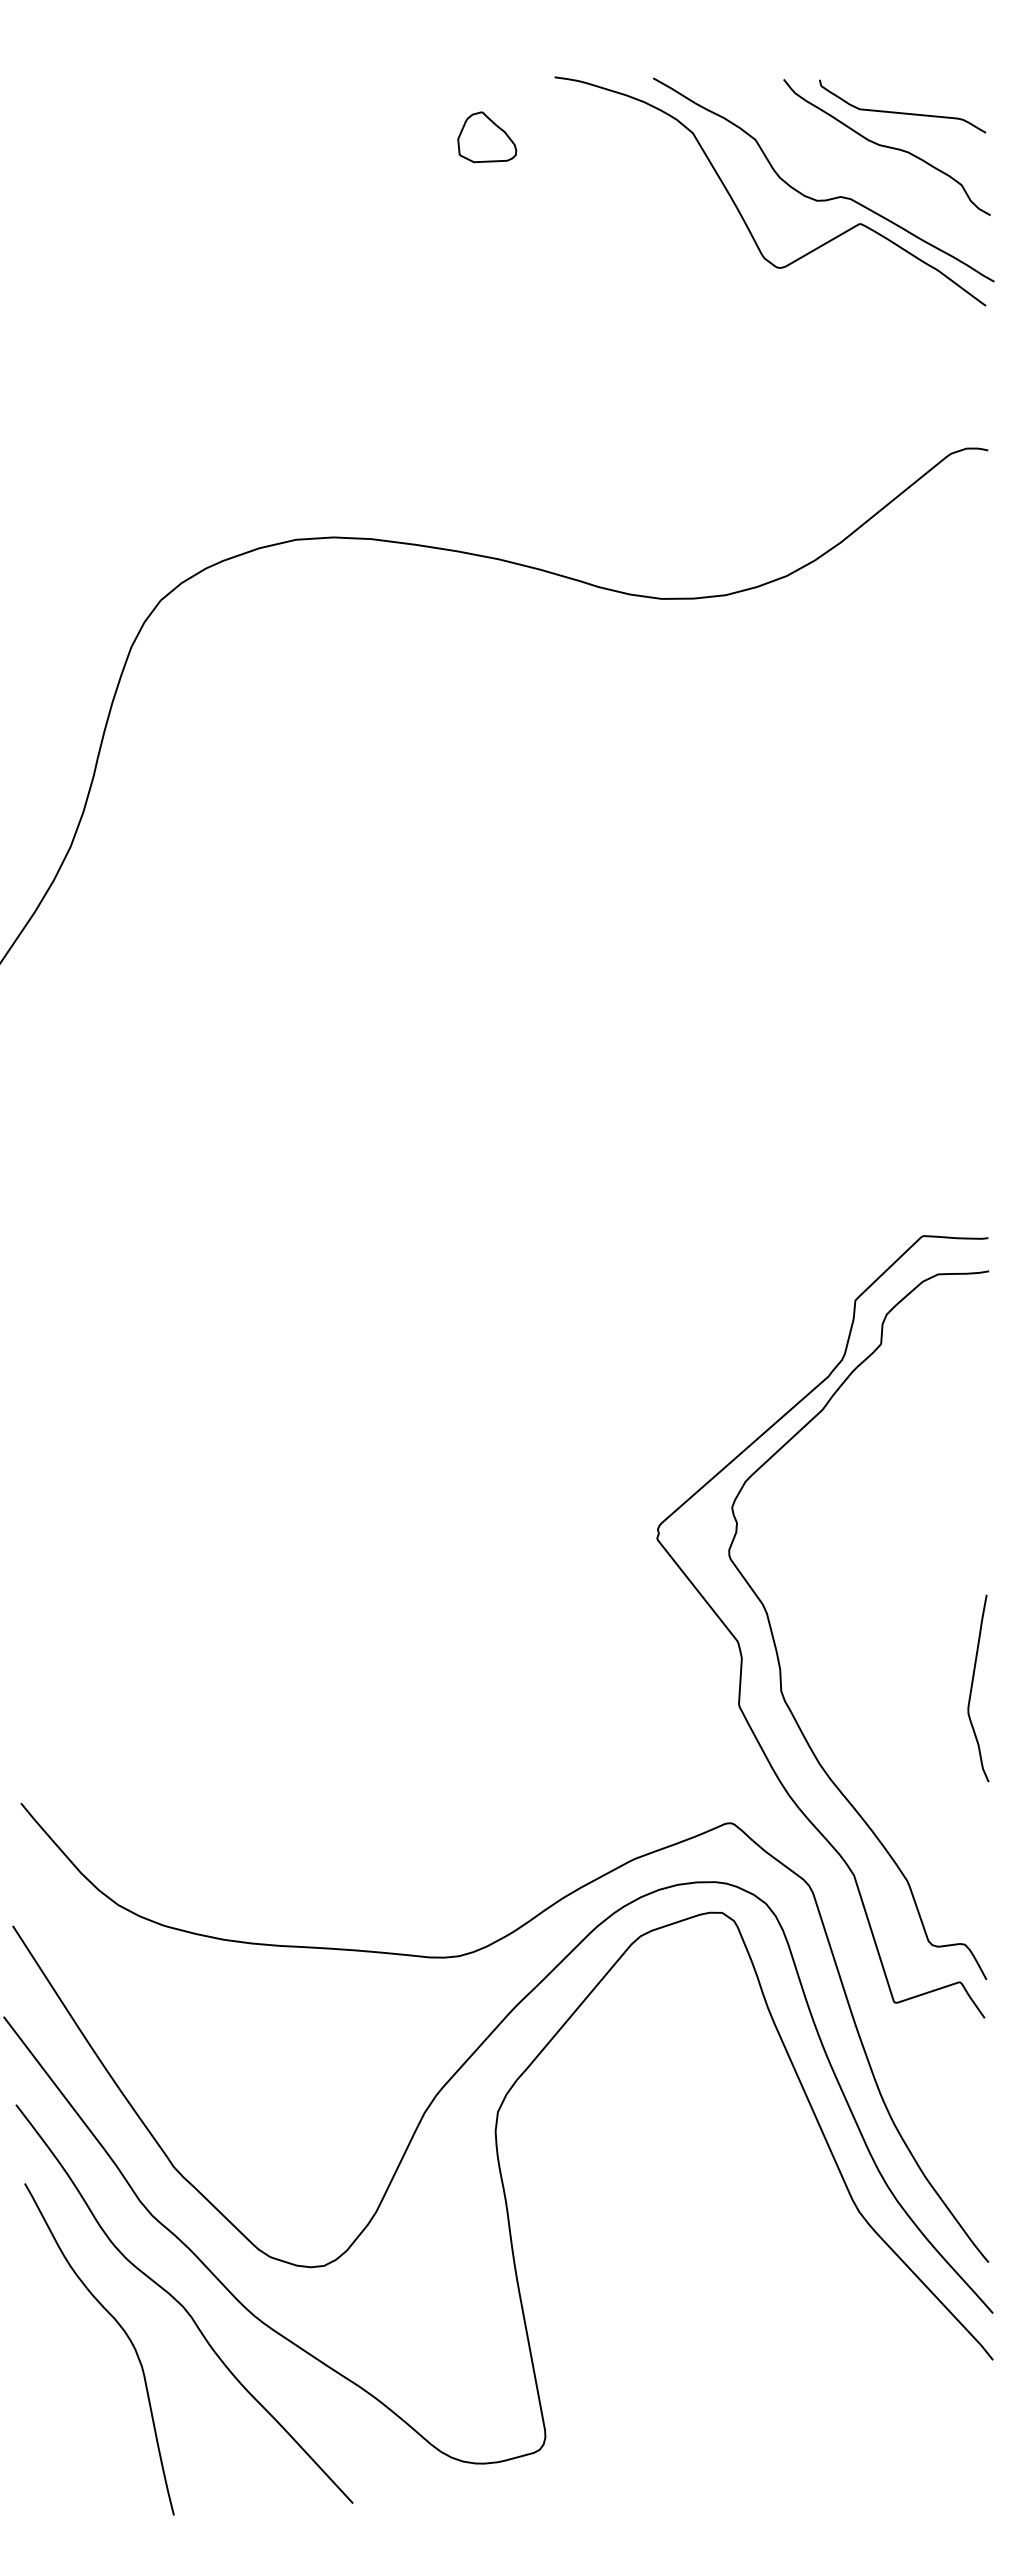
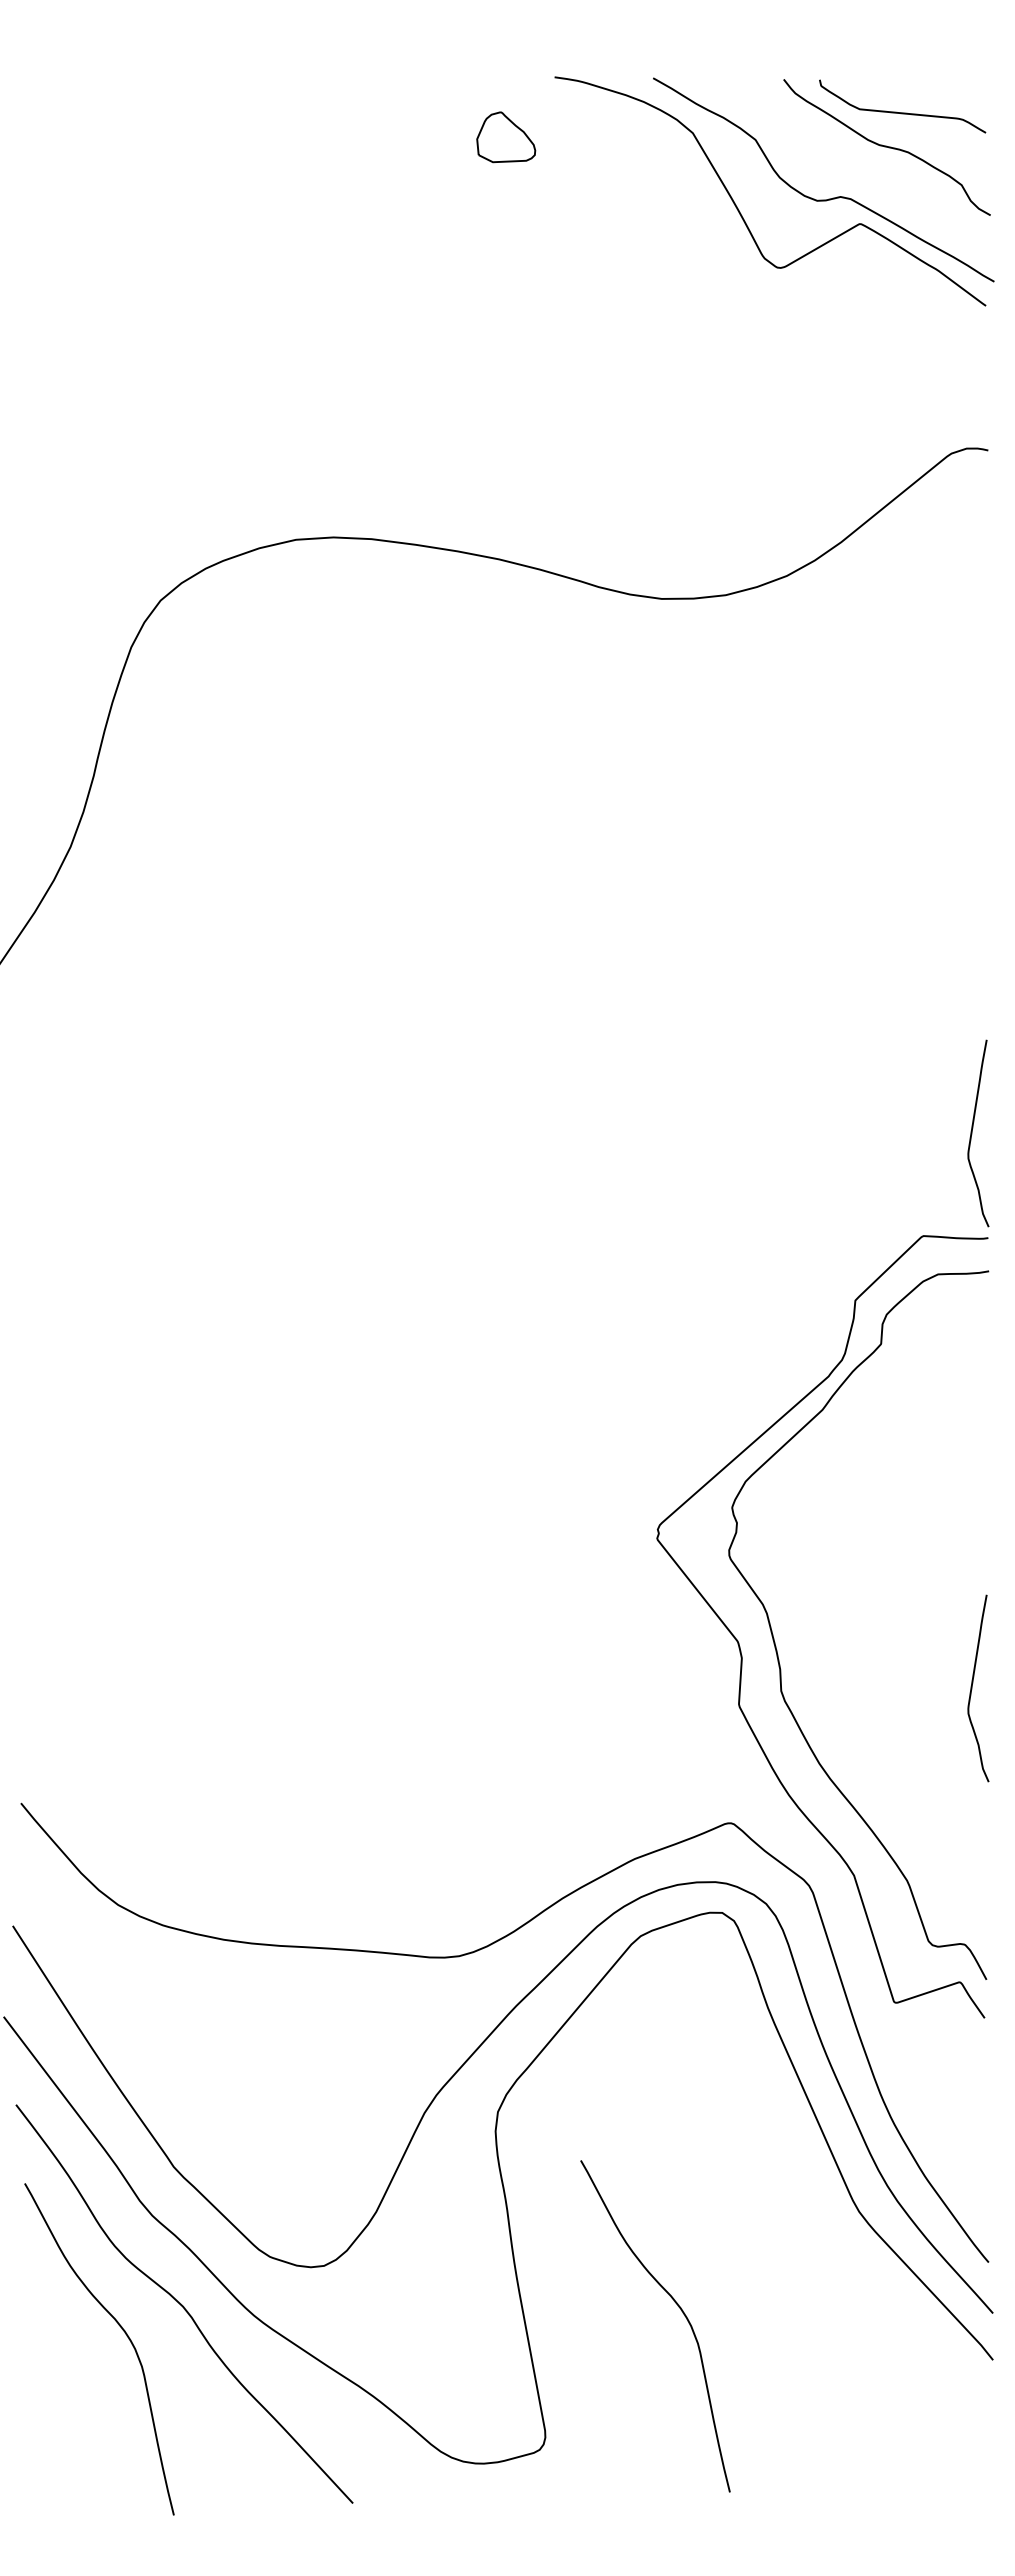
part position: (487, 137) -> (506, 137) (506, 137)
curve: none -> present (972, 1133)
curve: none -> present (678, 2307)
